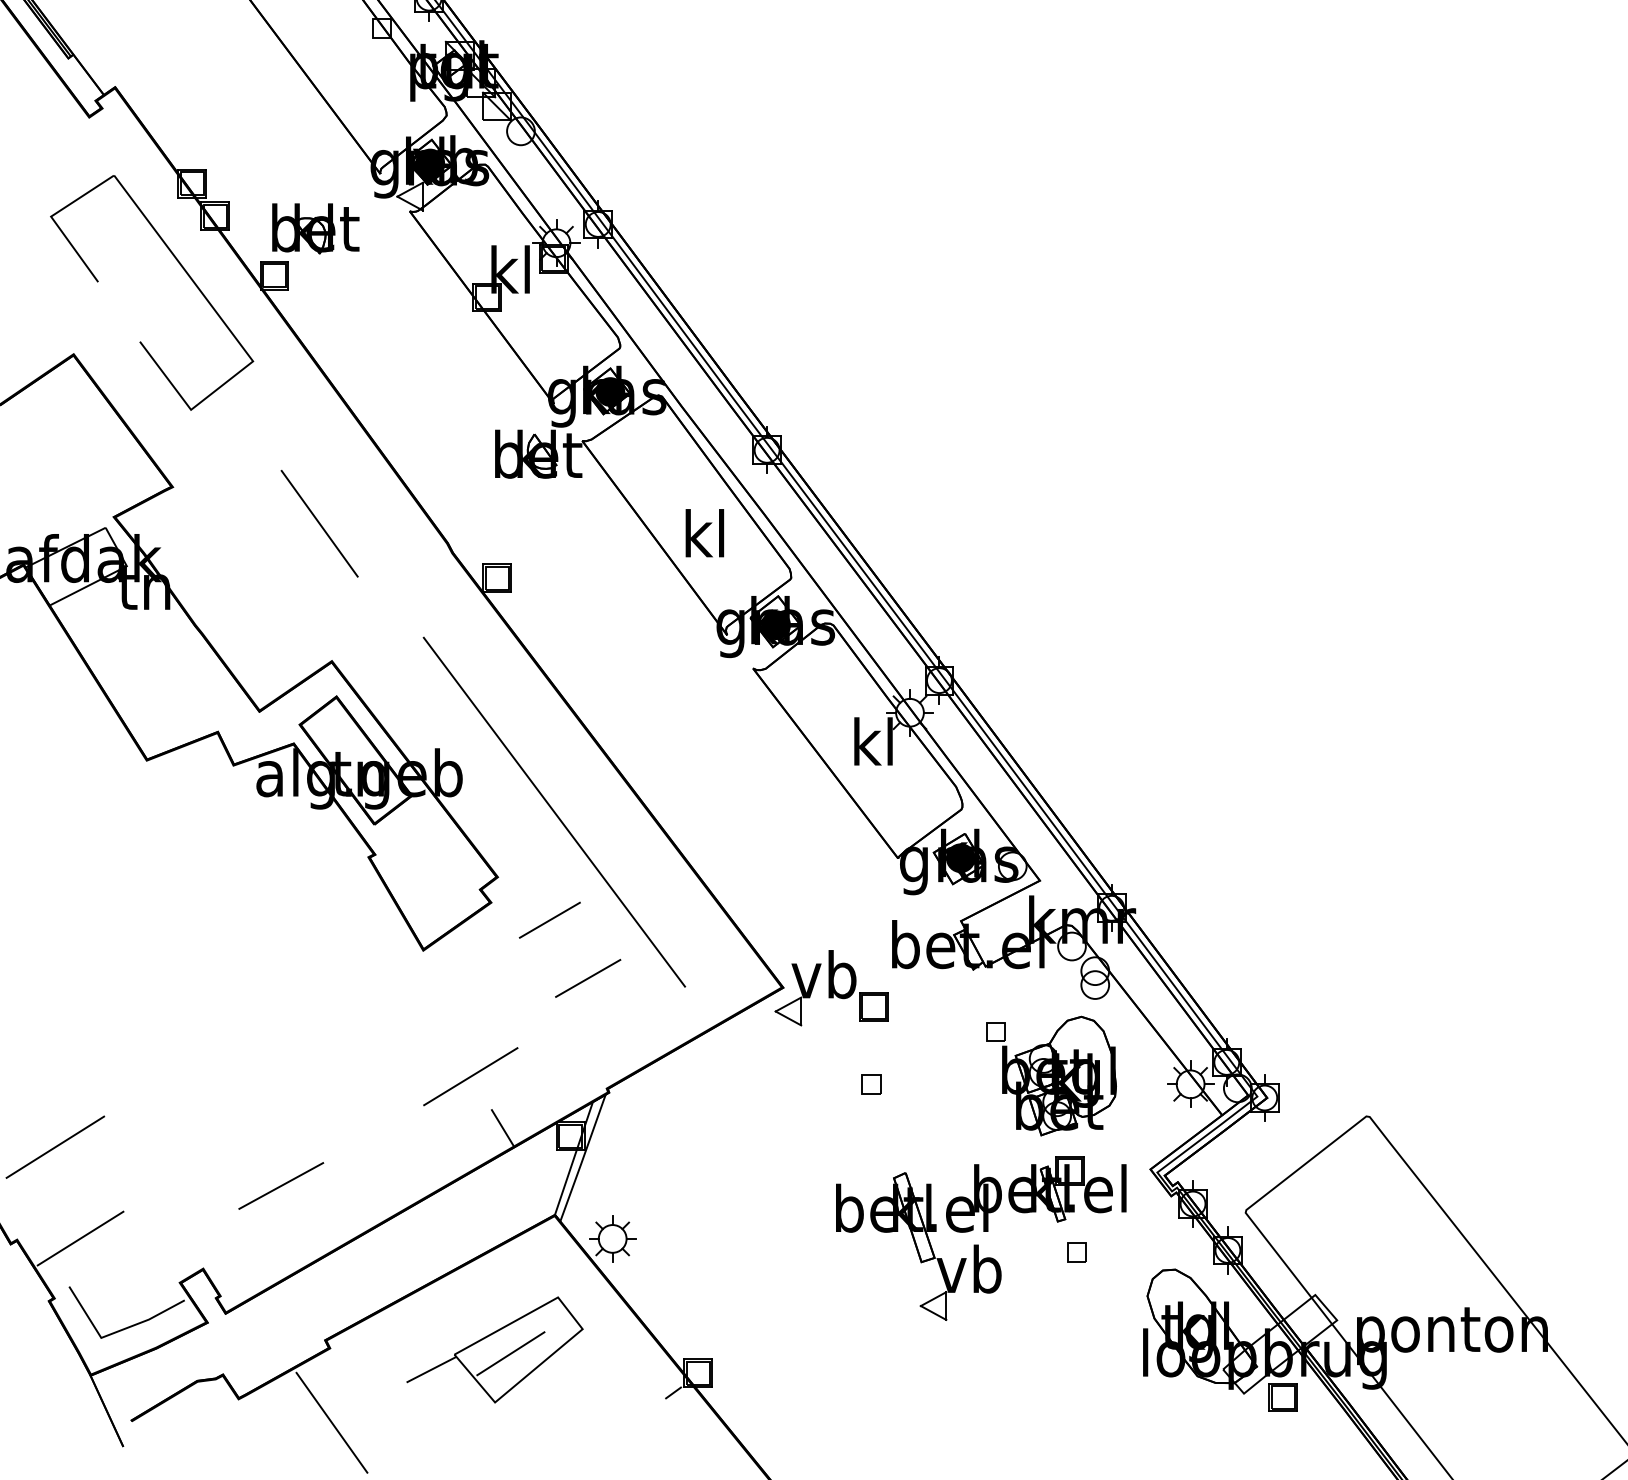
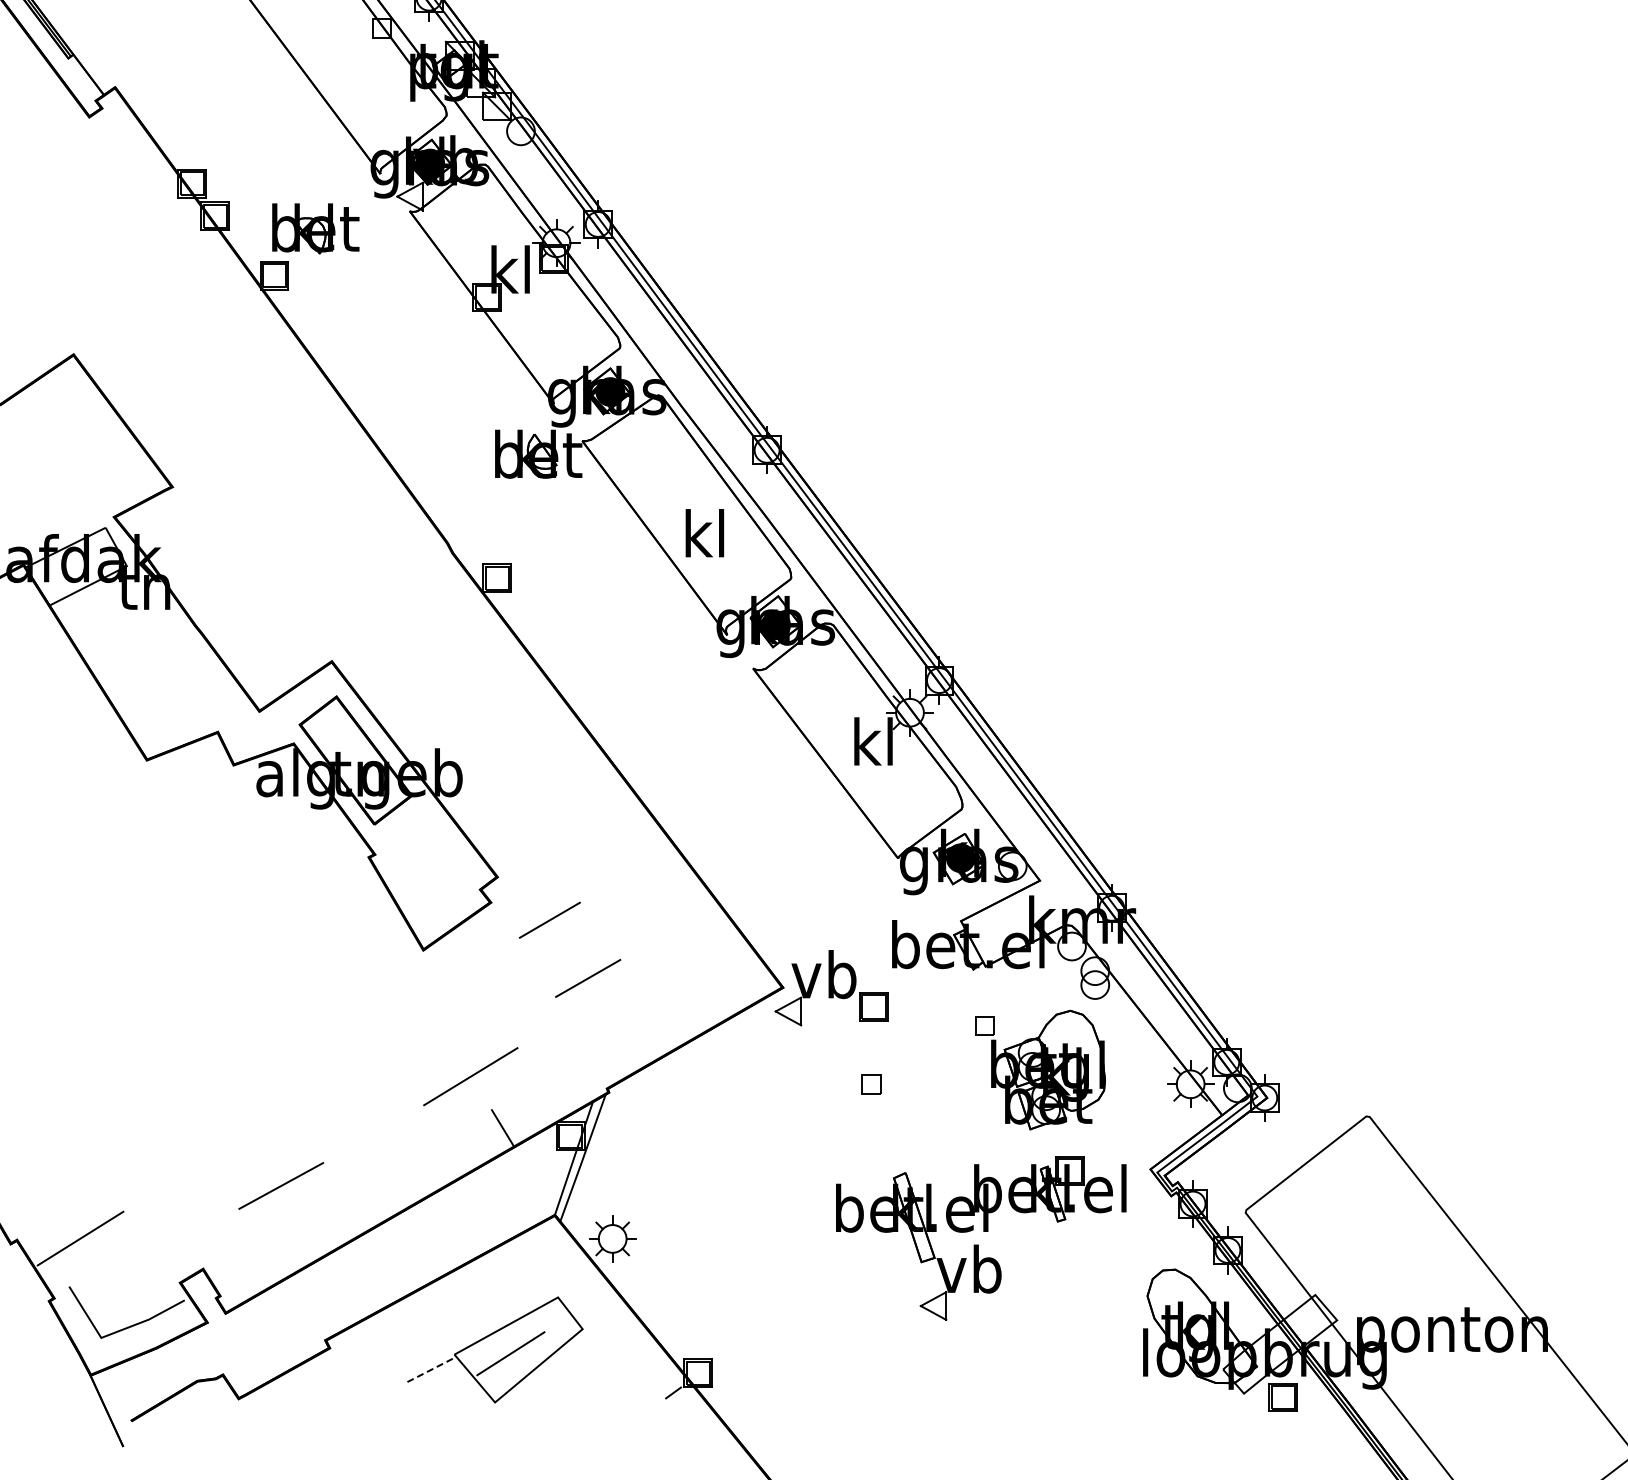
part: present -> none (184, 271)
line: present -> none (319, 523)
line: present -> none (554, 811)
part position: (1051, 1075) -> (1040, 1069) (1040, 1069)
line: present -> none (55, 1146)
part: present -> none (1076, 1252)
line: solid -> dashed (431, 1369)
line: present -> none (331, 1422)
